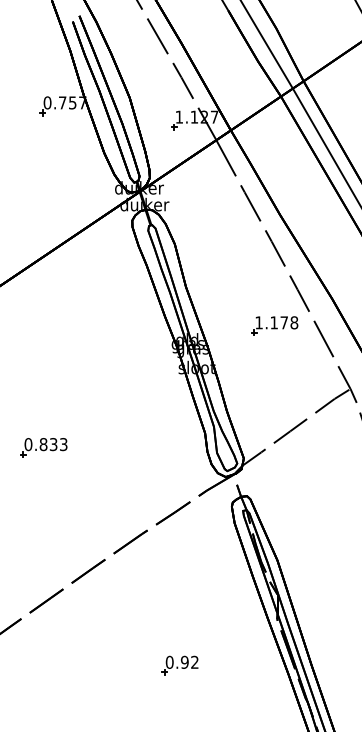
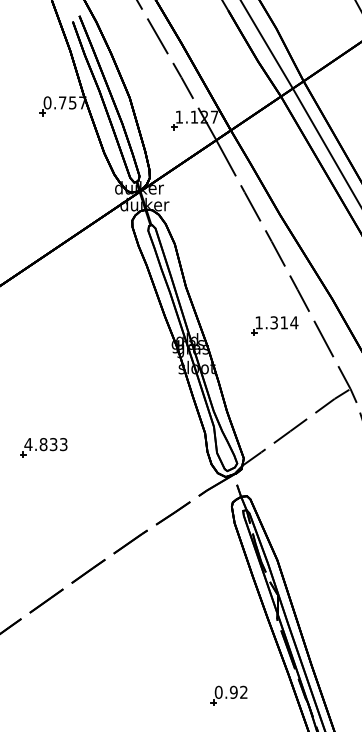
text: 1.178 -> 1.314 (284, 322)
text: 0.833 -> 4.833 (28, 444)
part position: (179, 665) -> (228, 695) (228, 695)
